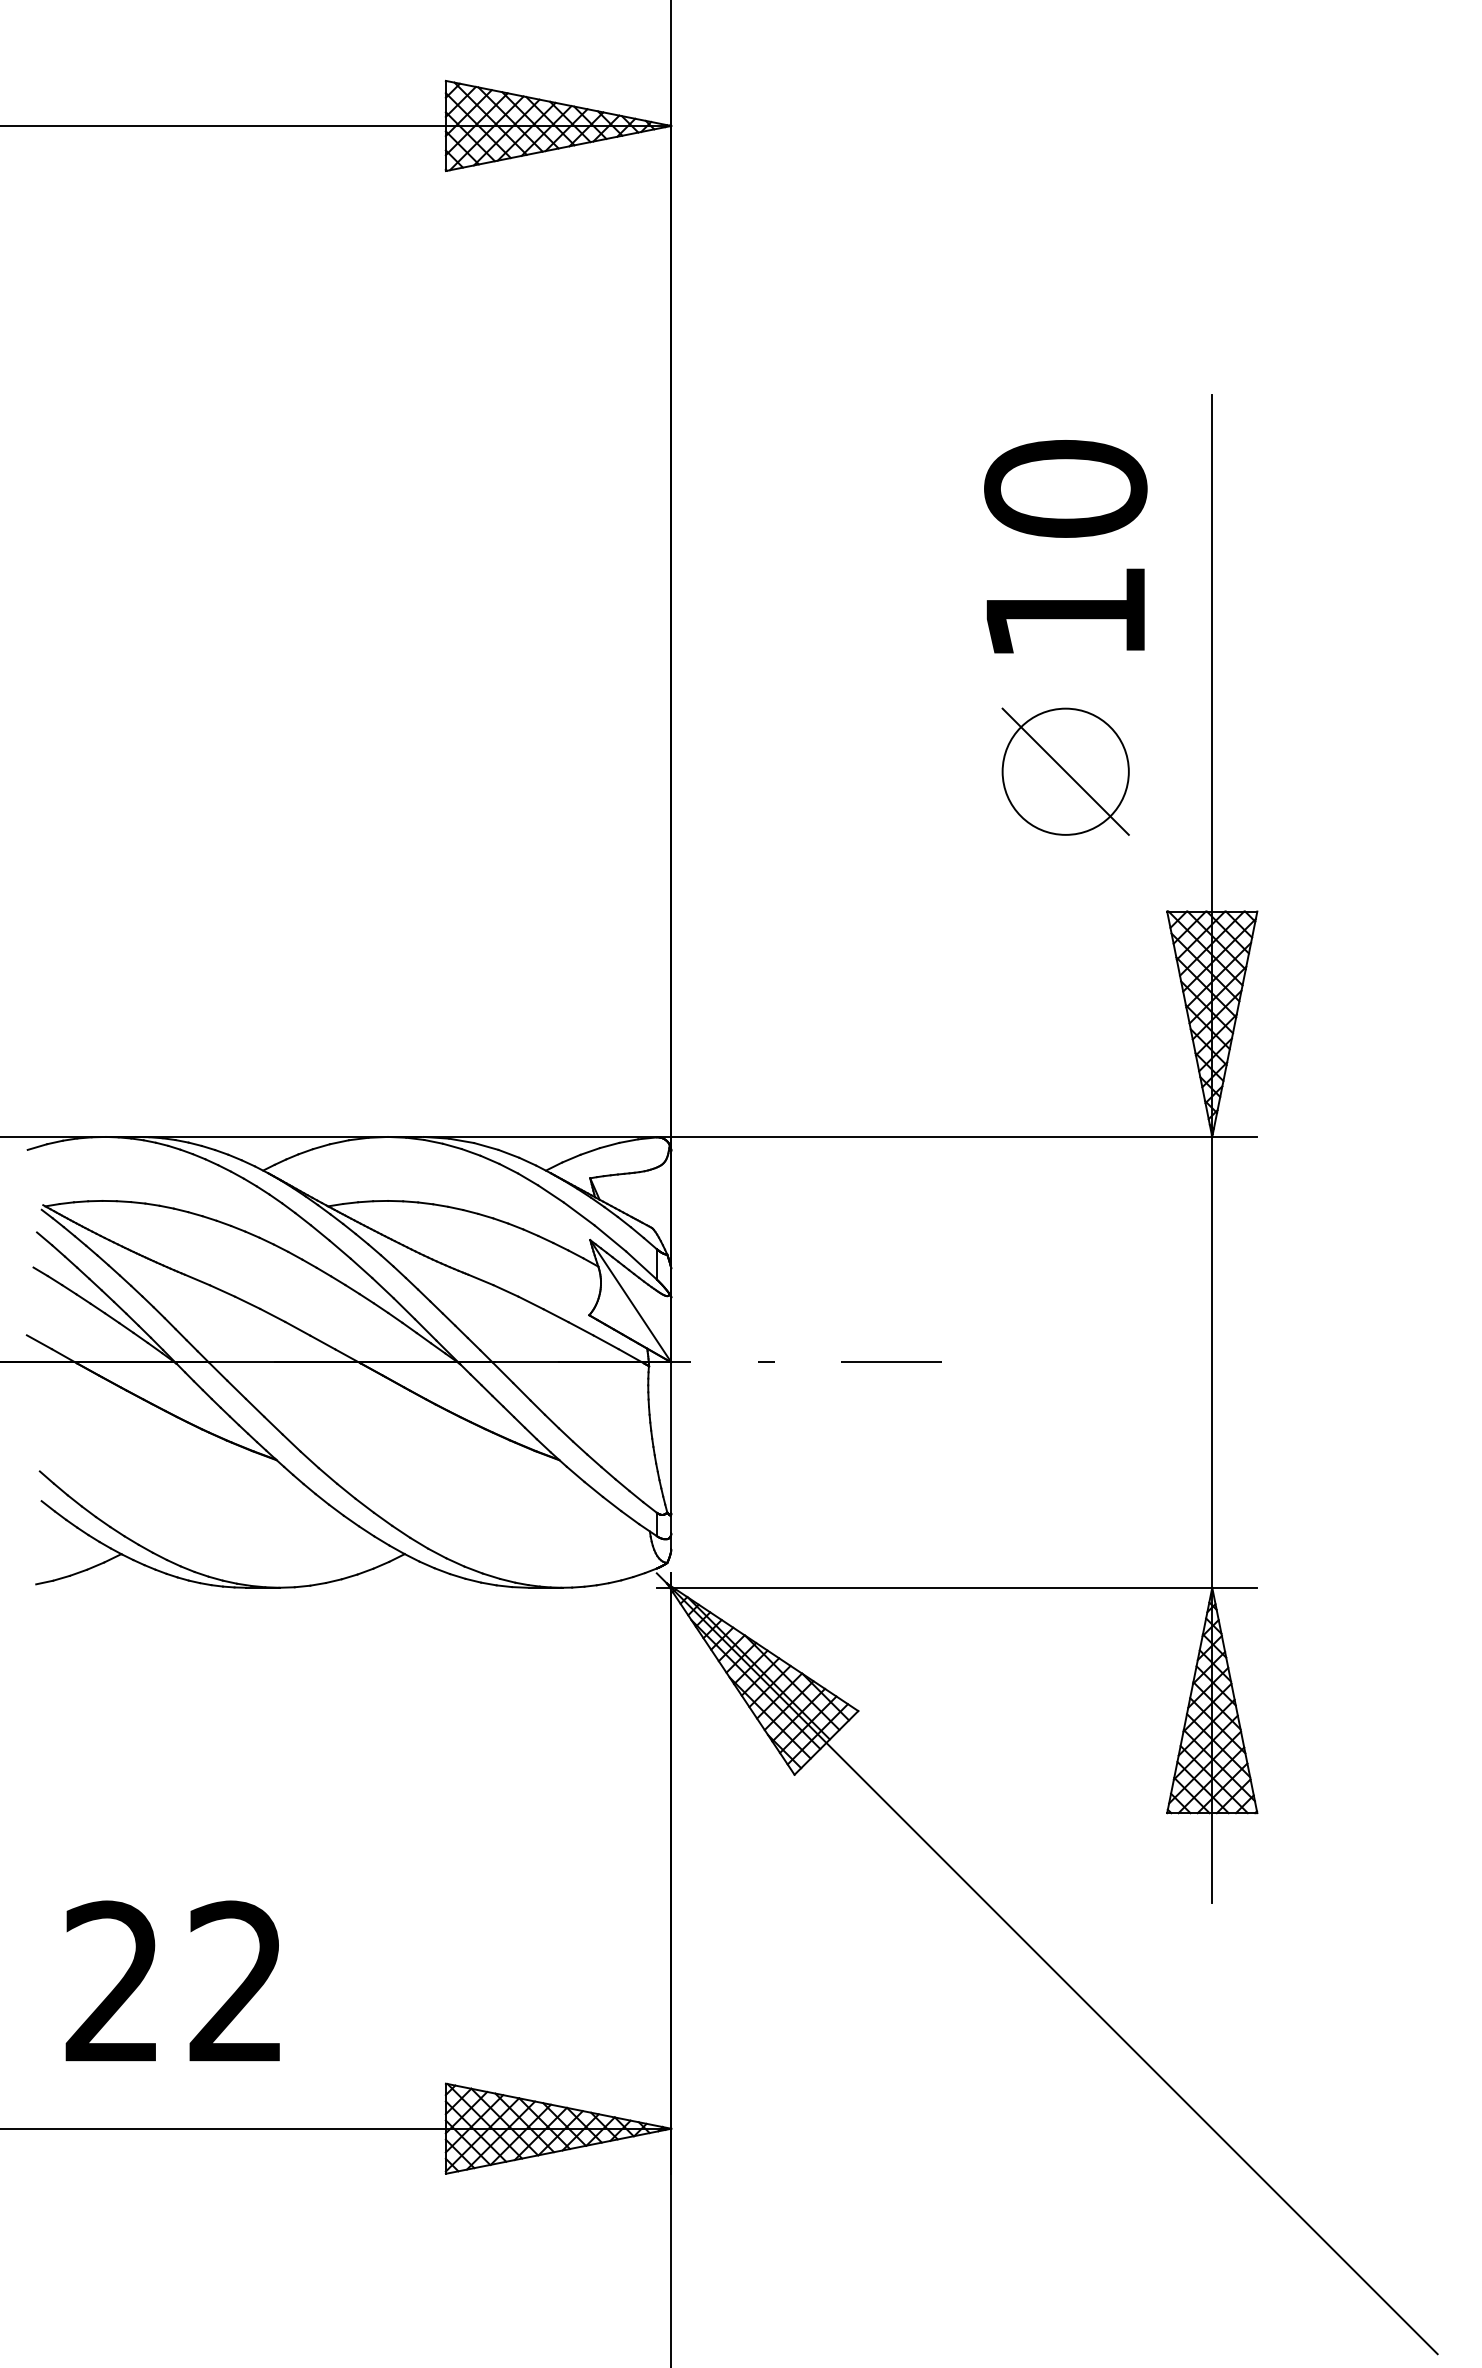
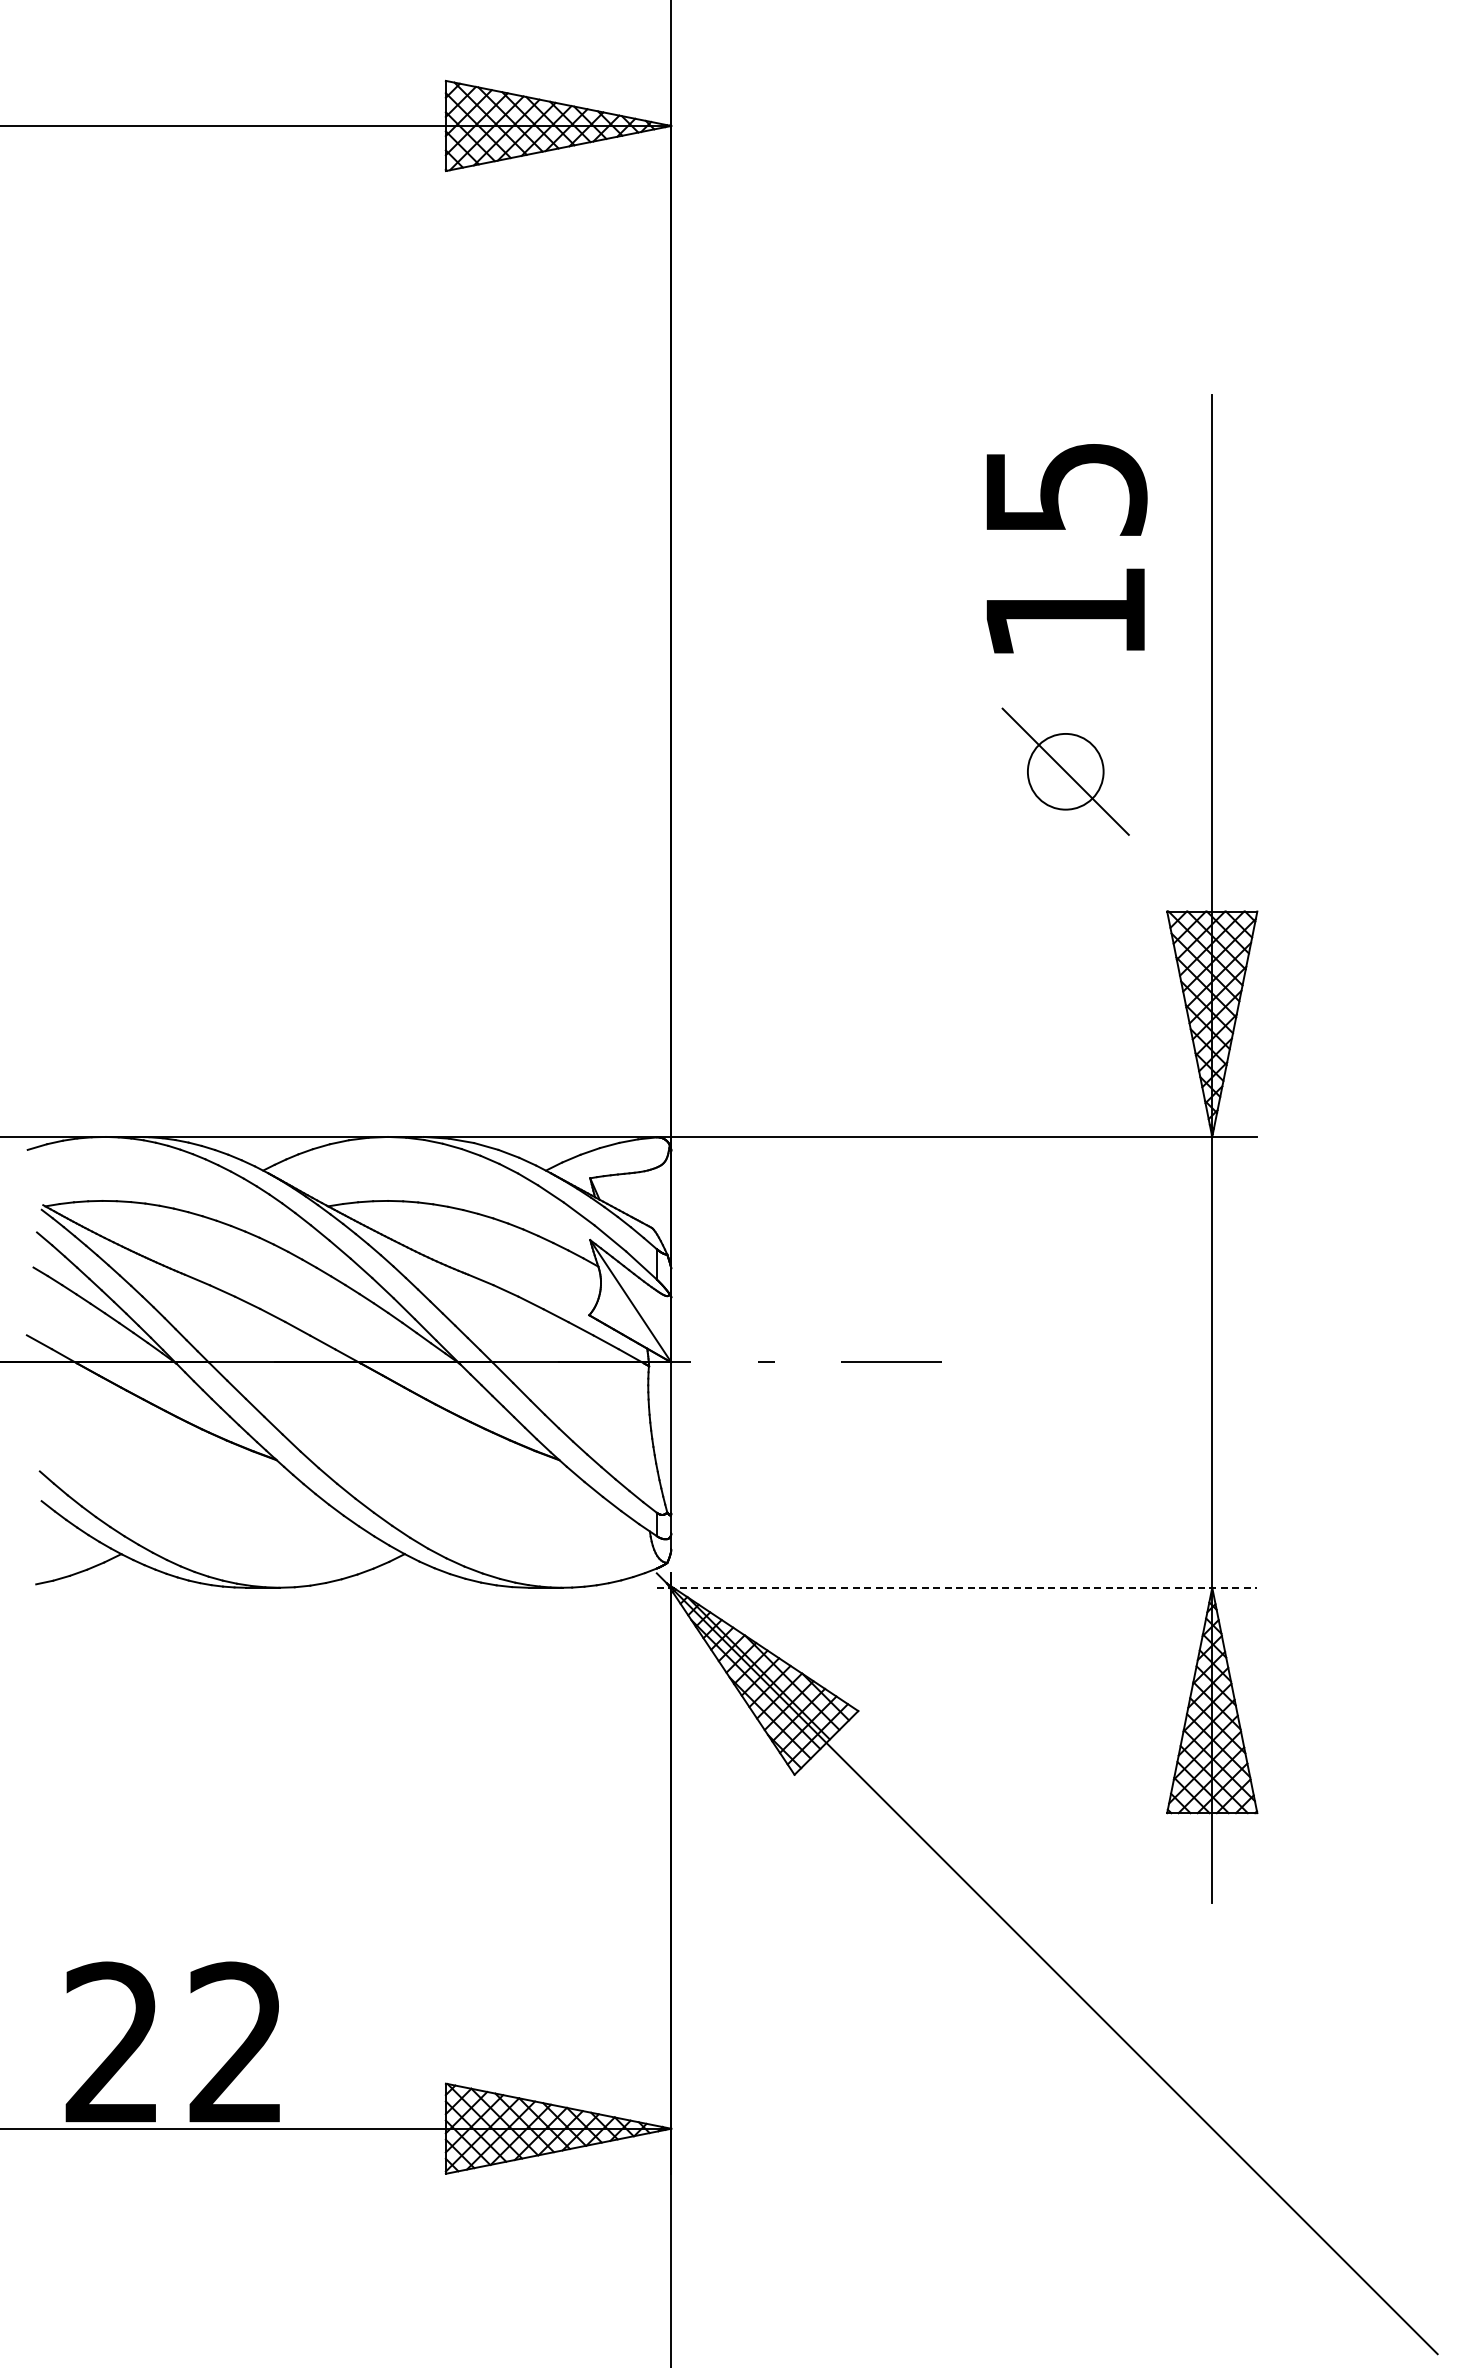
text: 10 -> 15 (1065, 488)
circle diameter: 126 px -> 76 px (1065, 771)
line: solid -> dashed (957, 1587)
text position: (172, 1980) -> (172, 2041) (172, 2041)
